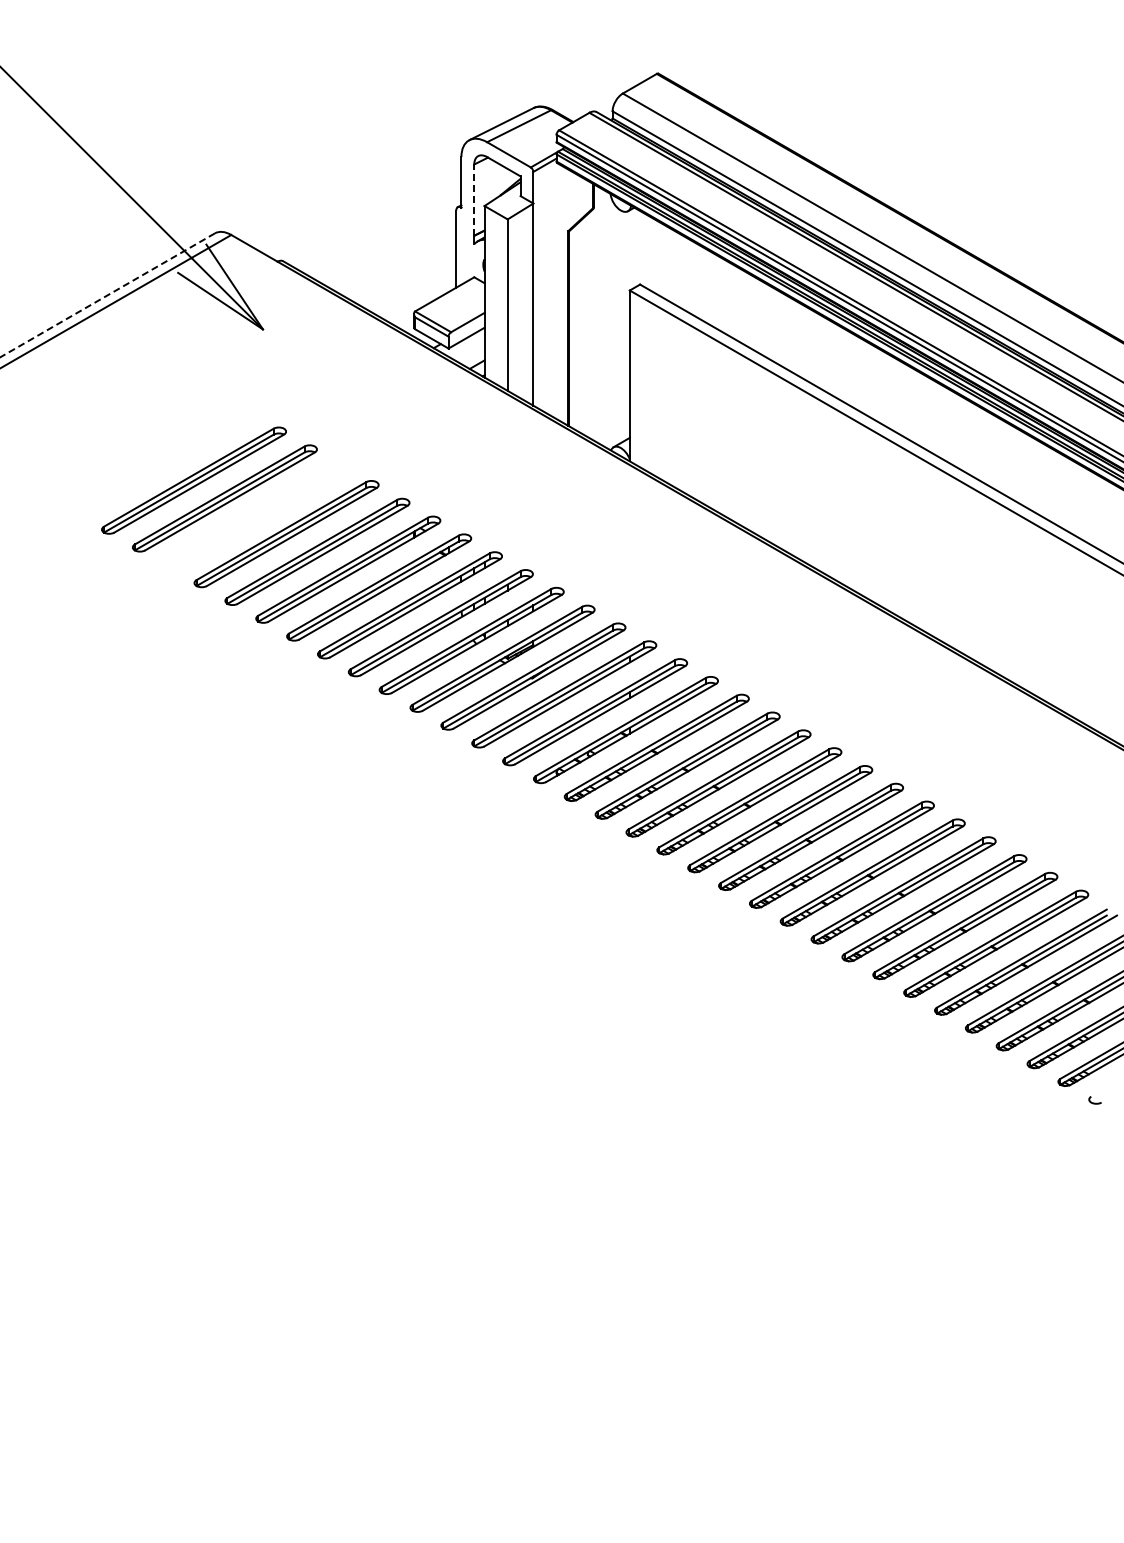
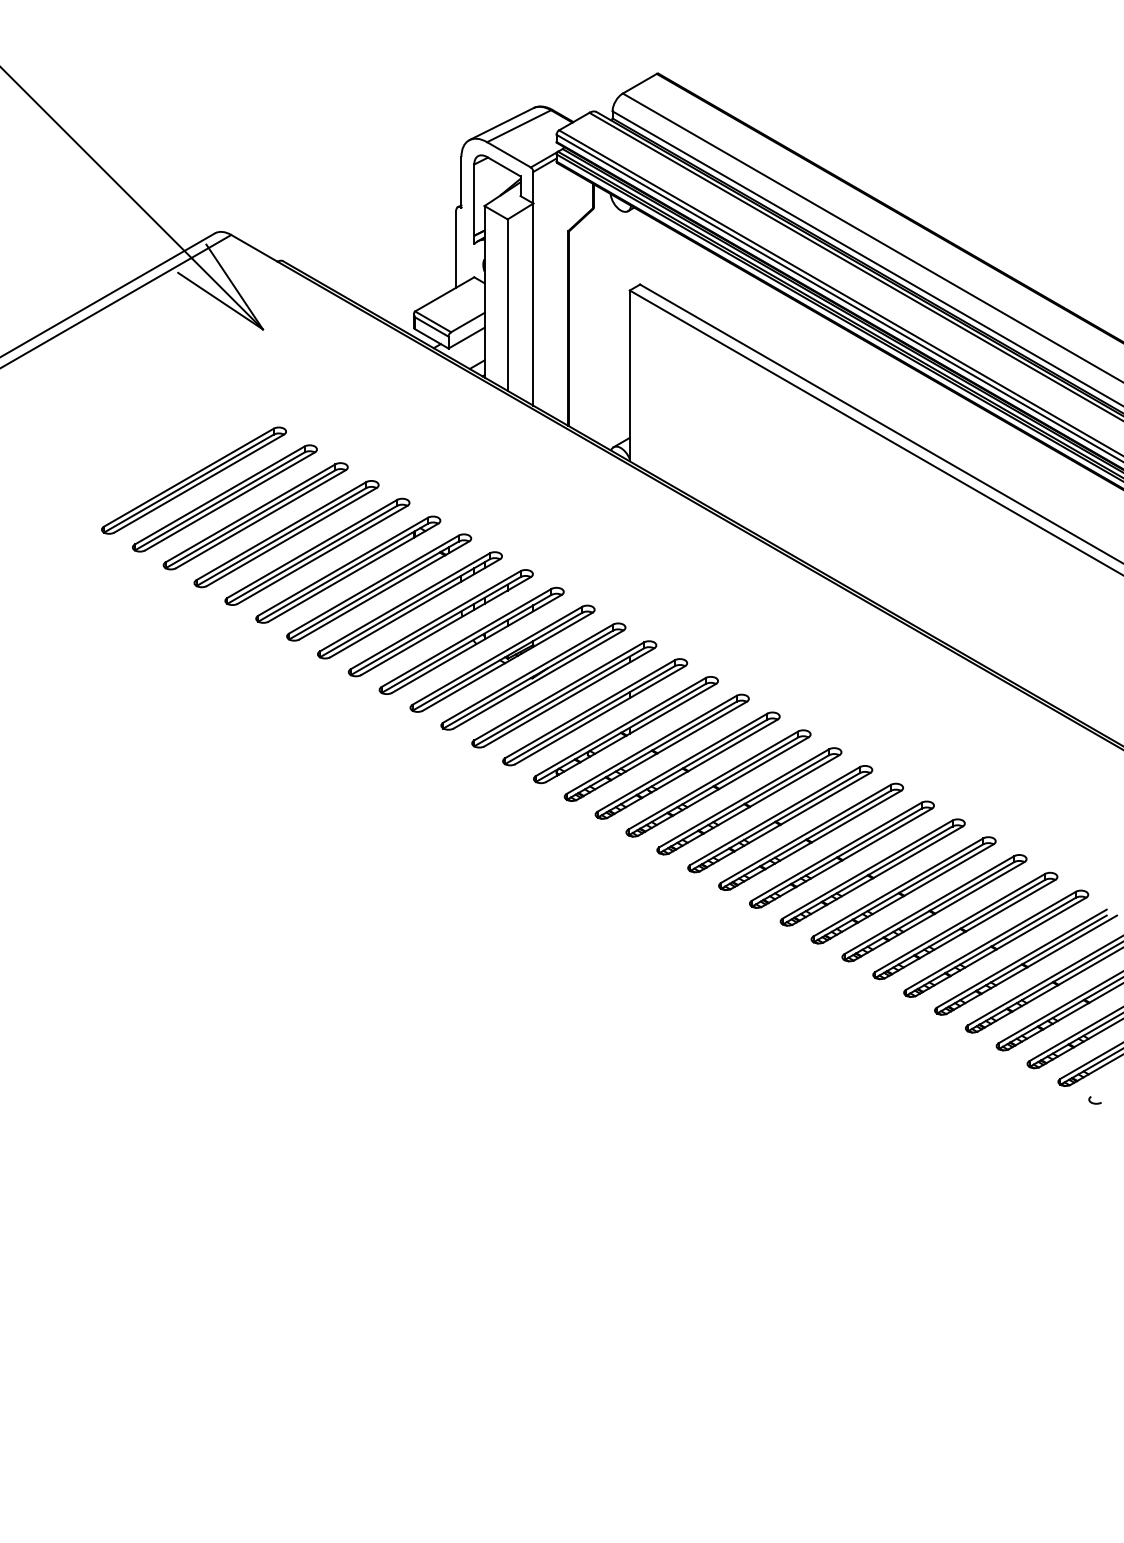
line: dashed -> solid (474, 200)
line: dashed -> solid (107, 295)
part: none -> present (255, 516)
